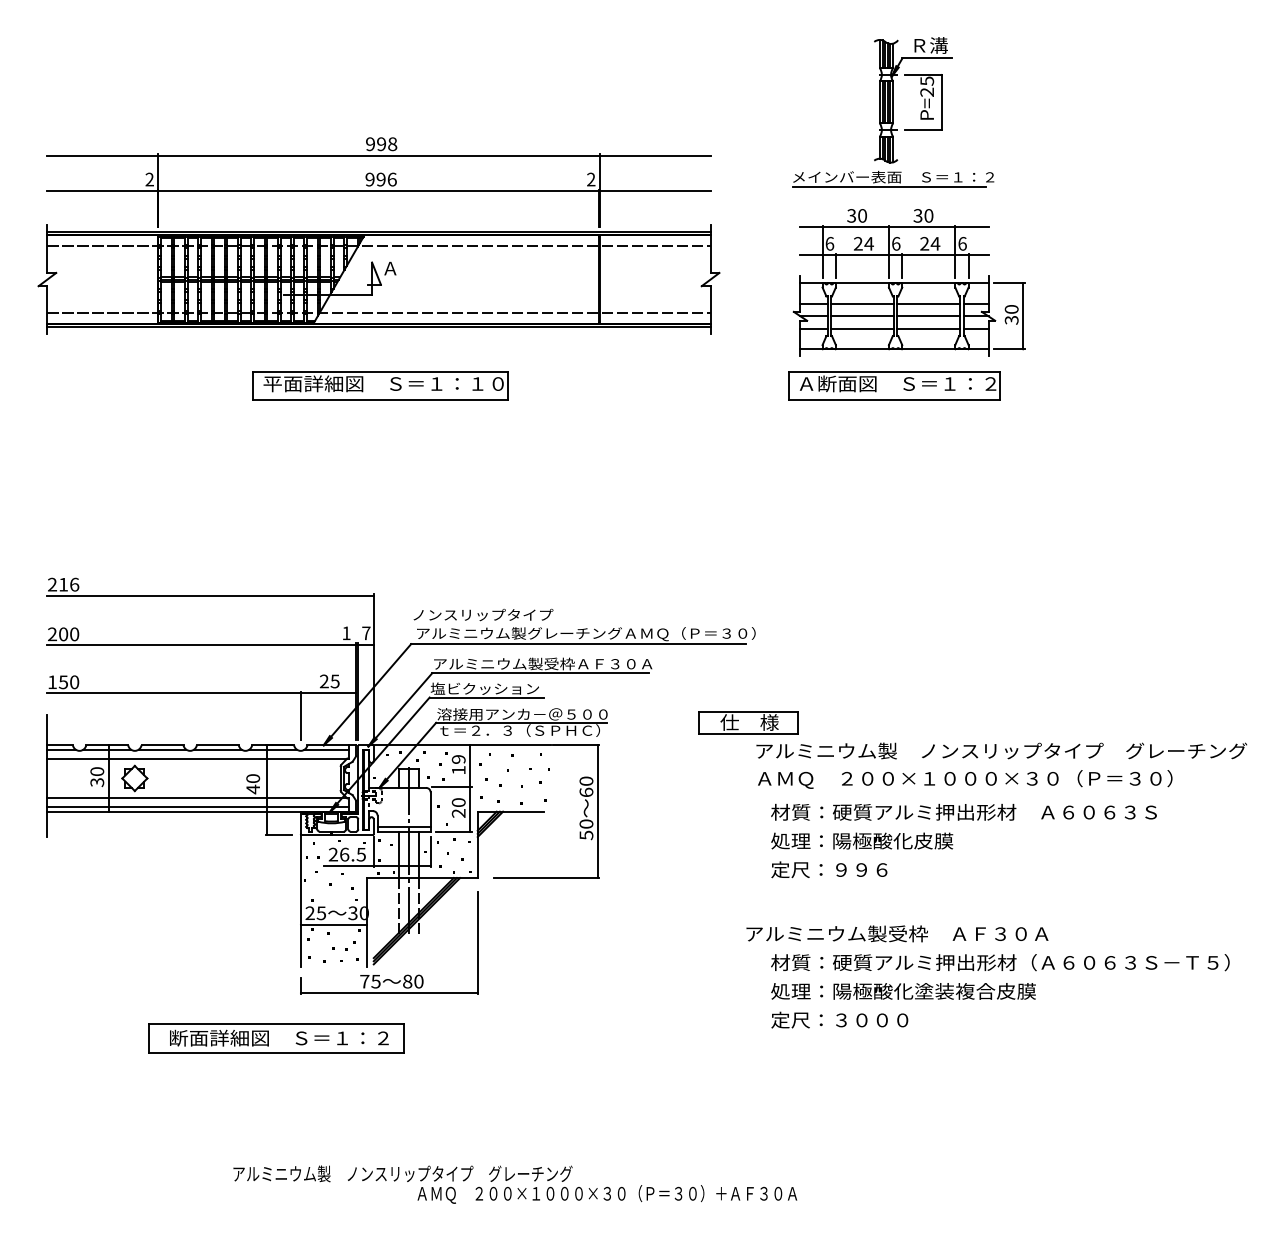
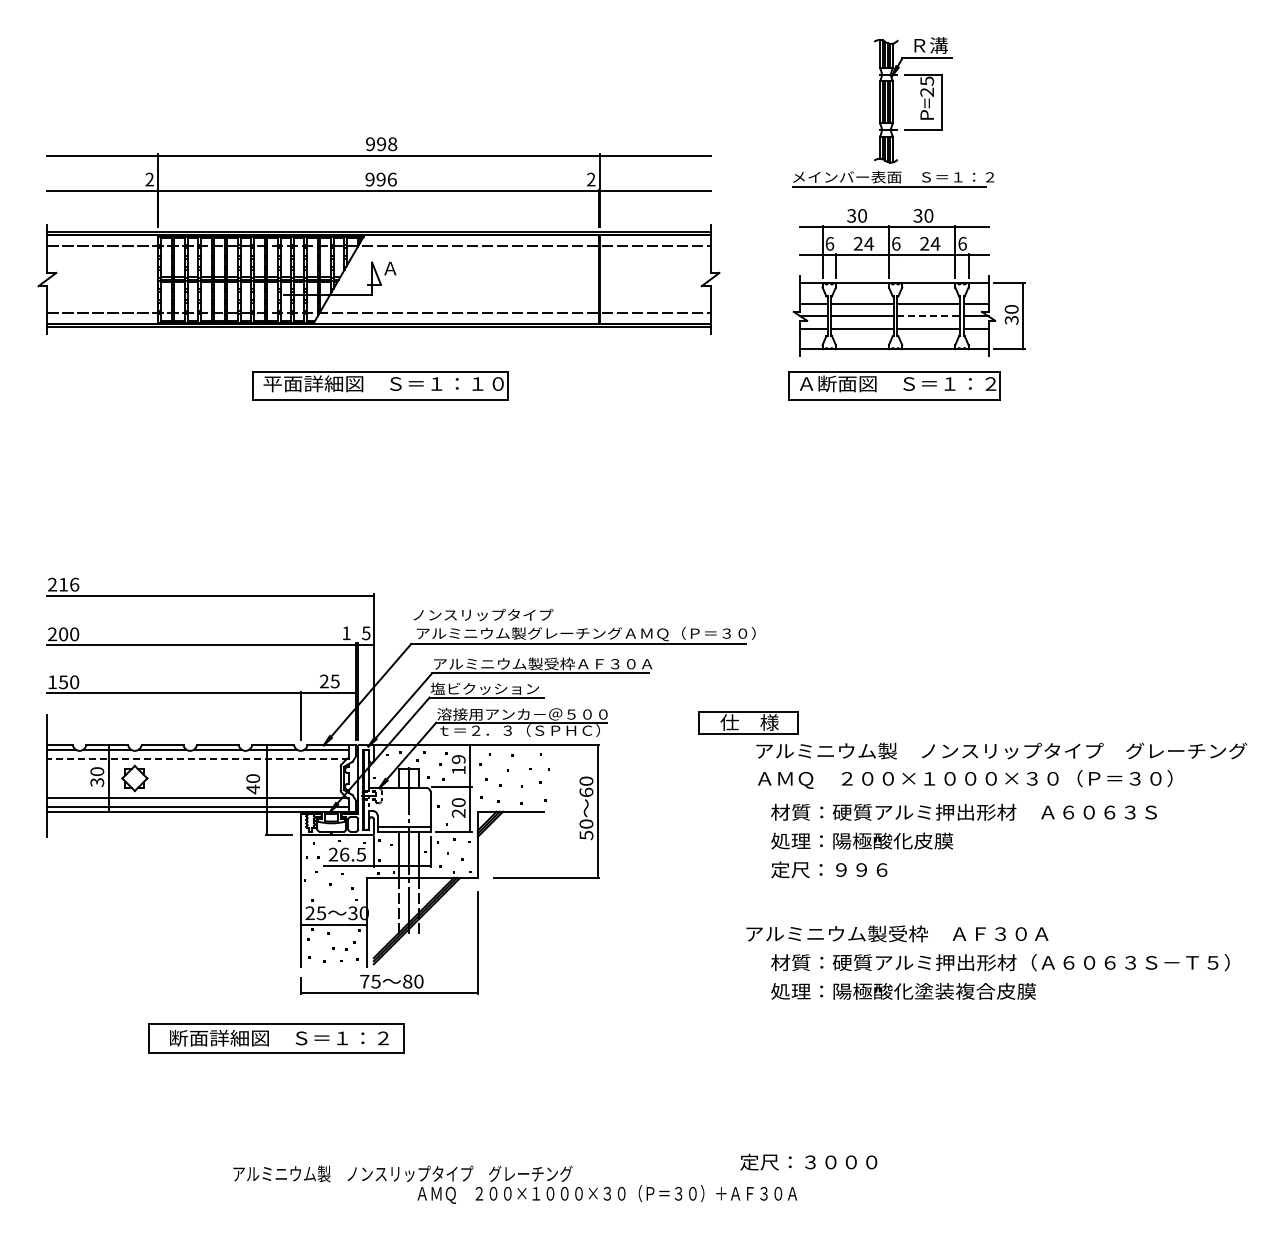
line: present -> none (902, 265)
line: solid -> dashed (928, 316)
text: 7 -> 5 (366, 633)
line: solid -> dashed (197, 758)
text position: (839, 1019) -> (808, 1161) (808, 1161)
